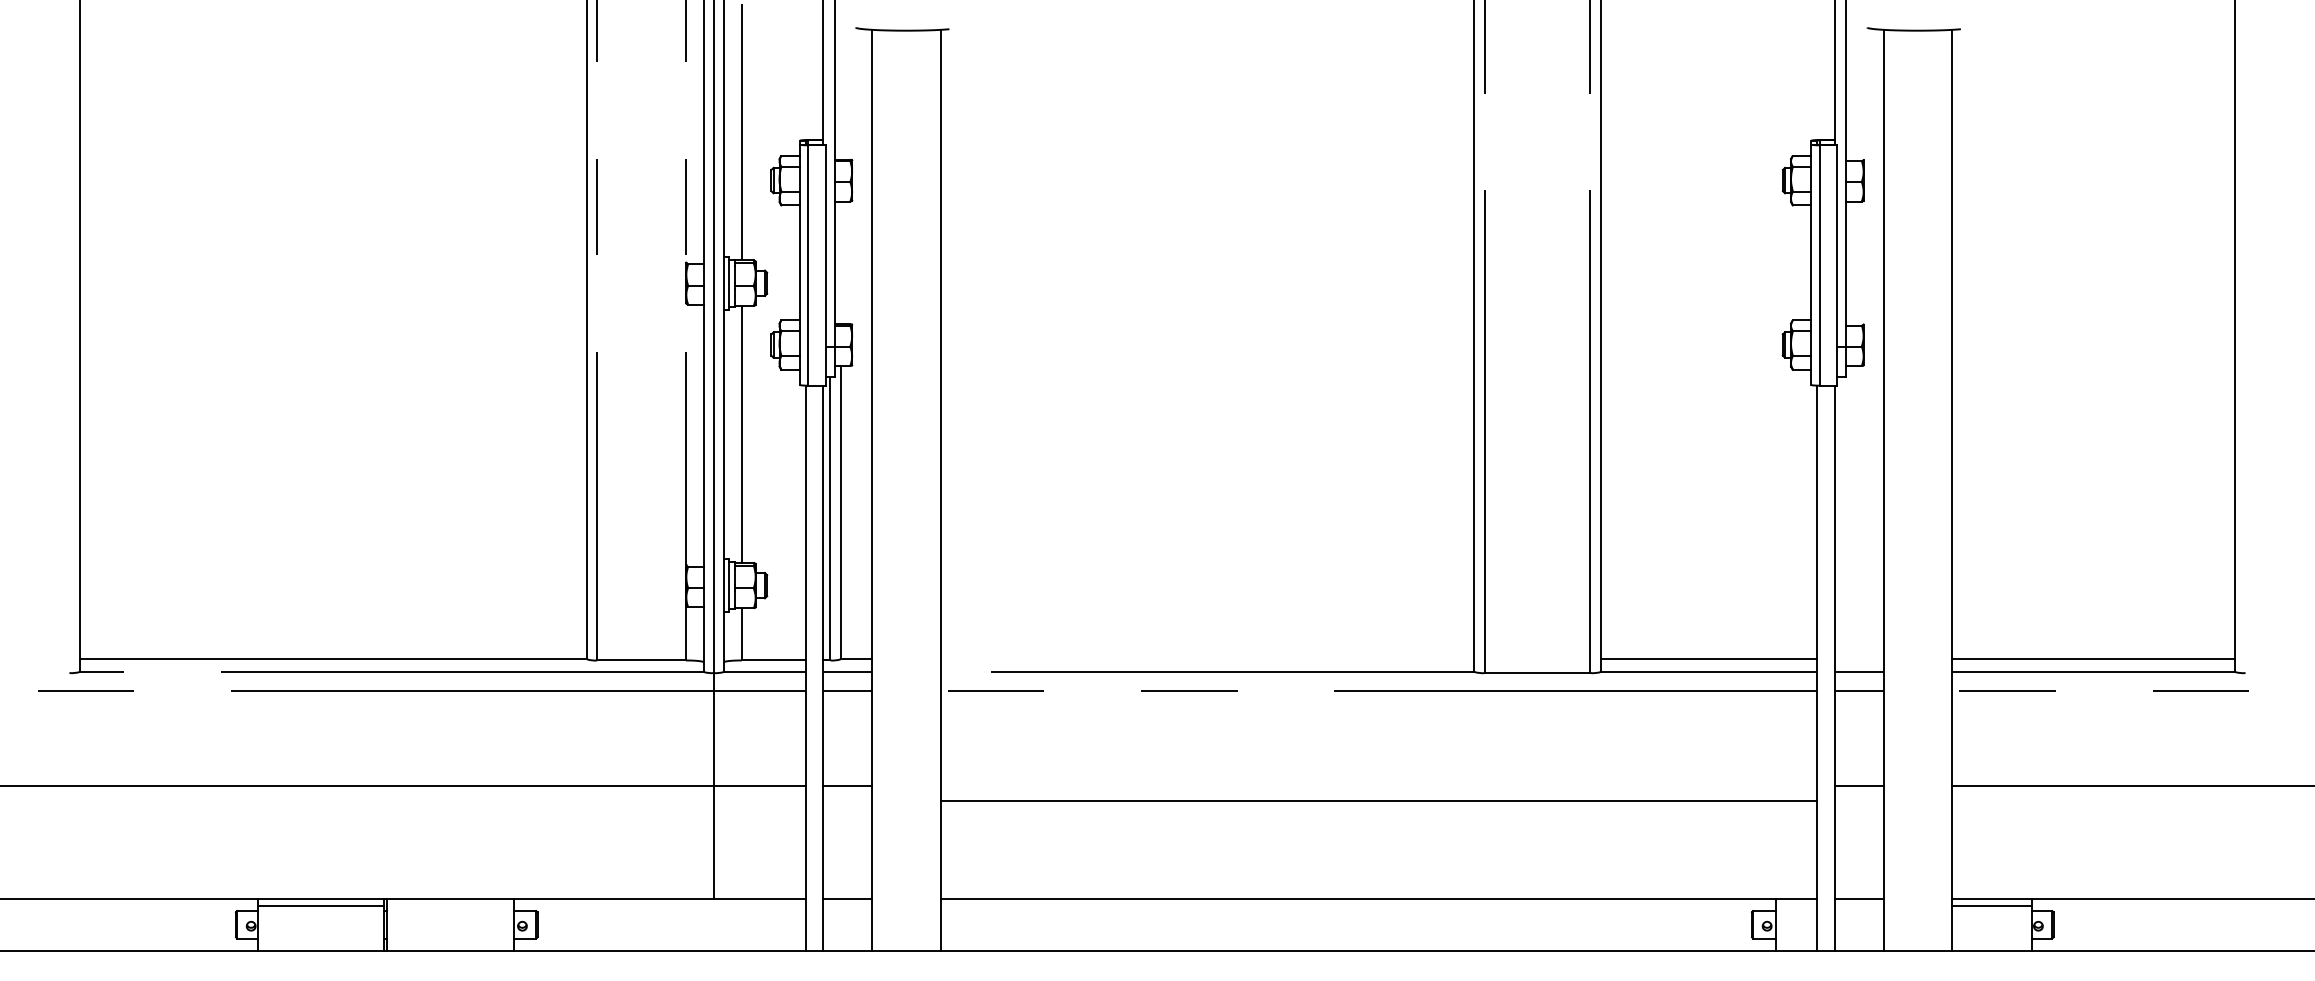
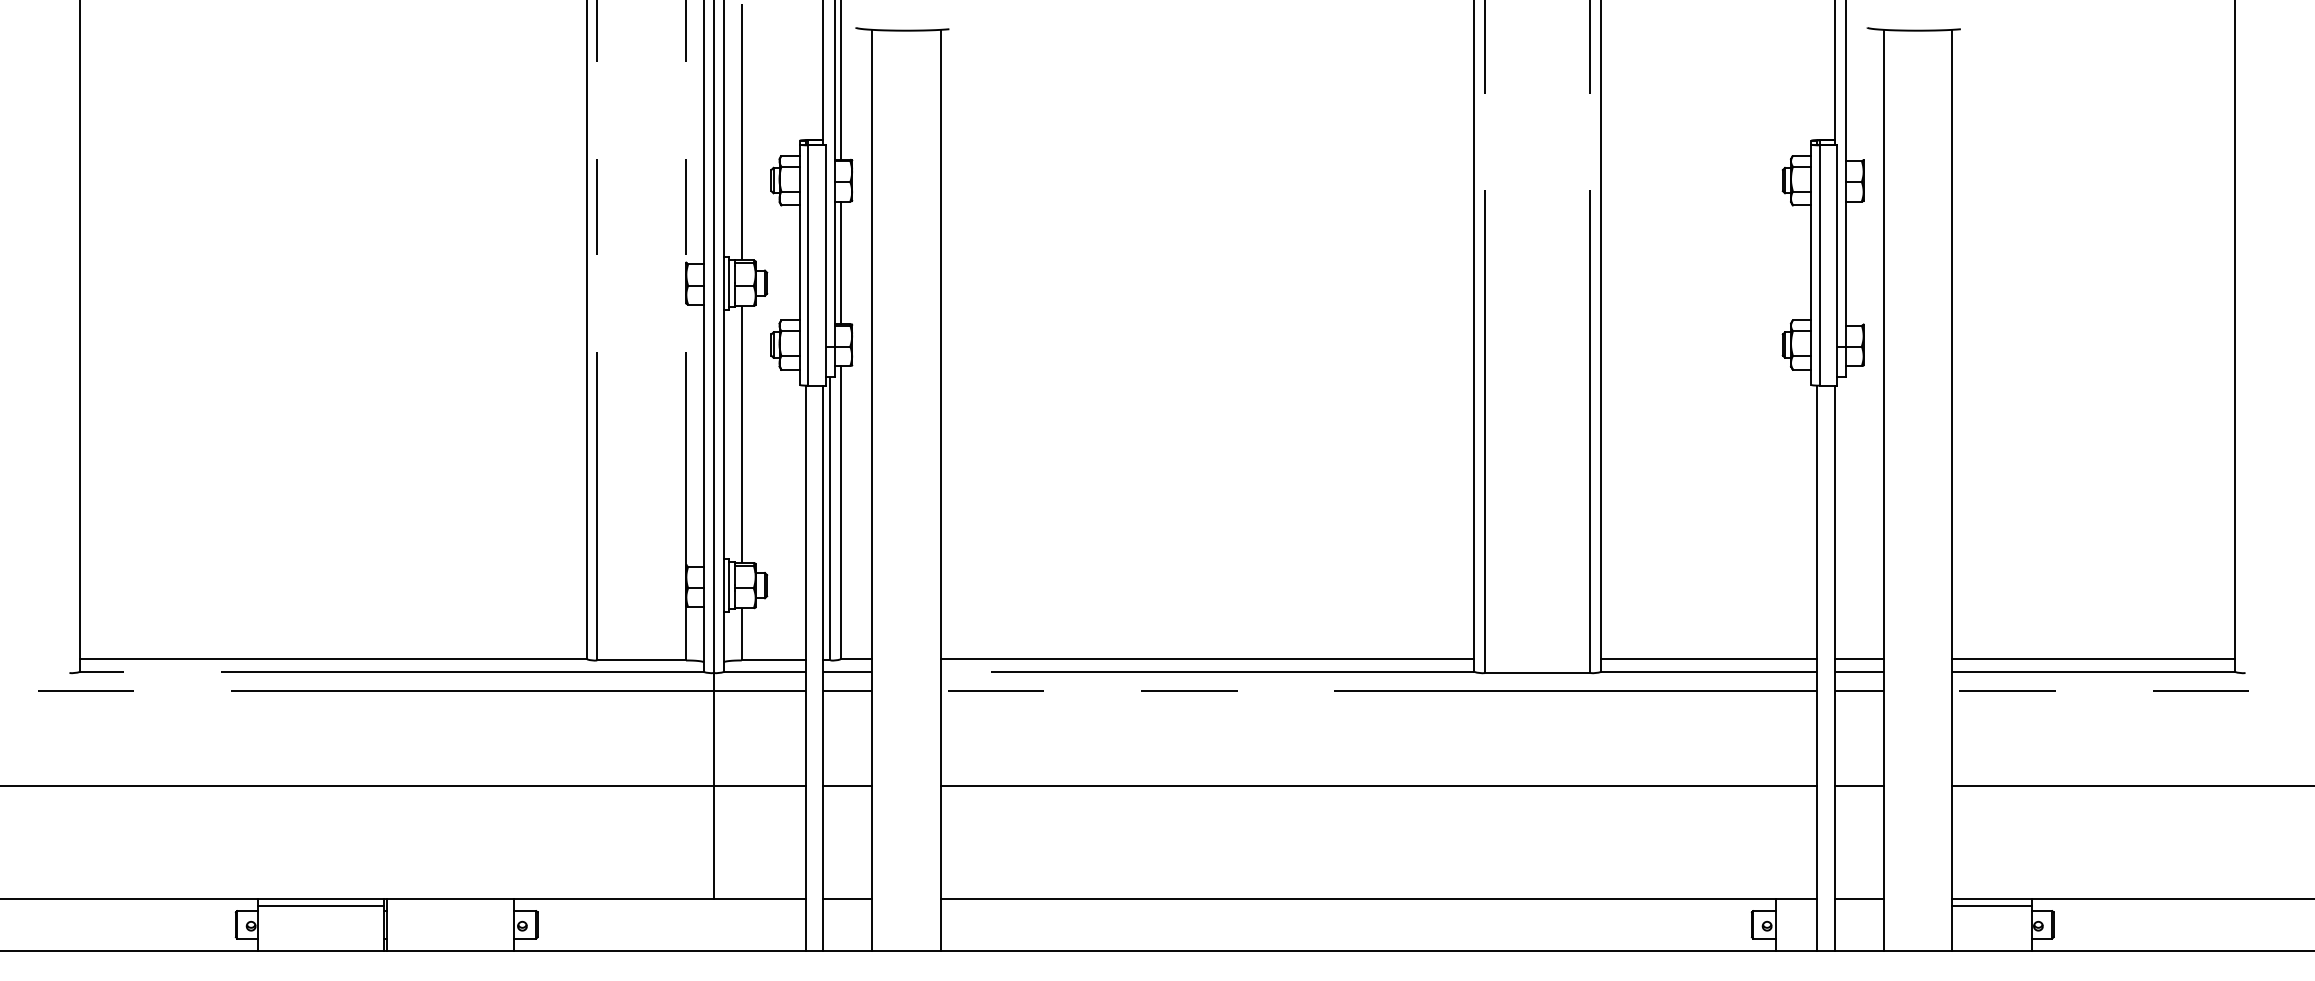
line: none -> present (840, 80)
line: none -> present (840, 262)
line: none -> present (1207, 659)
line: none -> present (1858, 659)
line position: (1378, 800) -> (1378, 785) (1378, 785)
